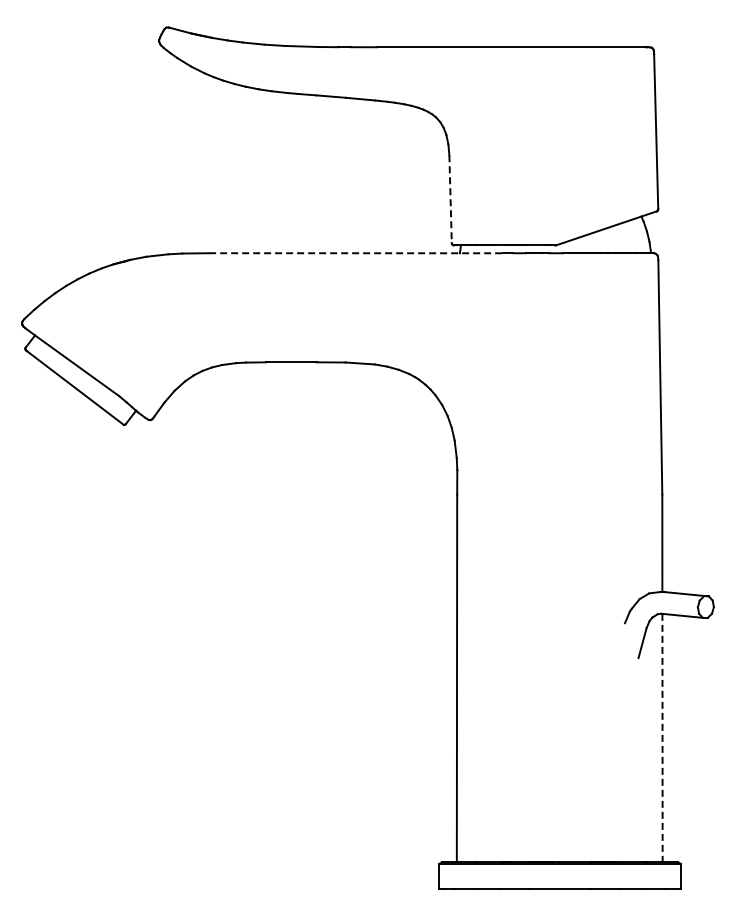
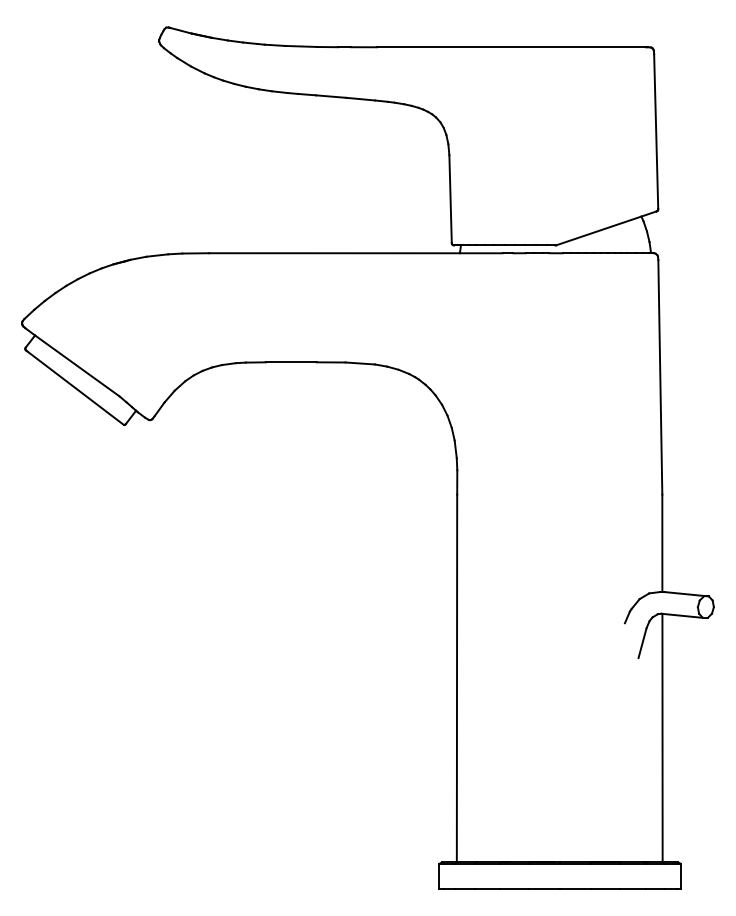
line: dashed -> solid (450, 199)
line: dashed -> solid (355, 253)
line: dashed -> solid (662, 738)
